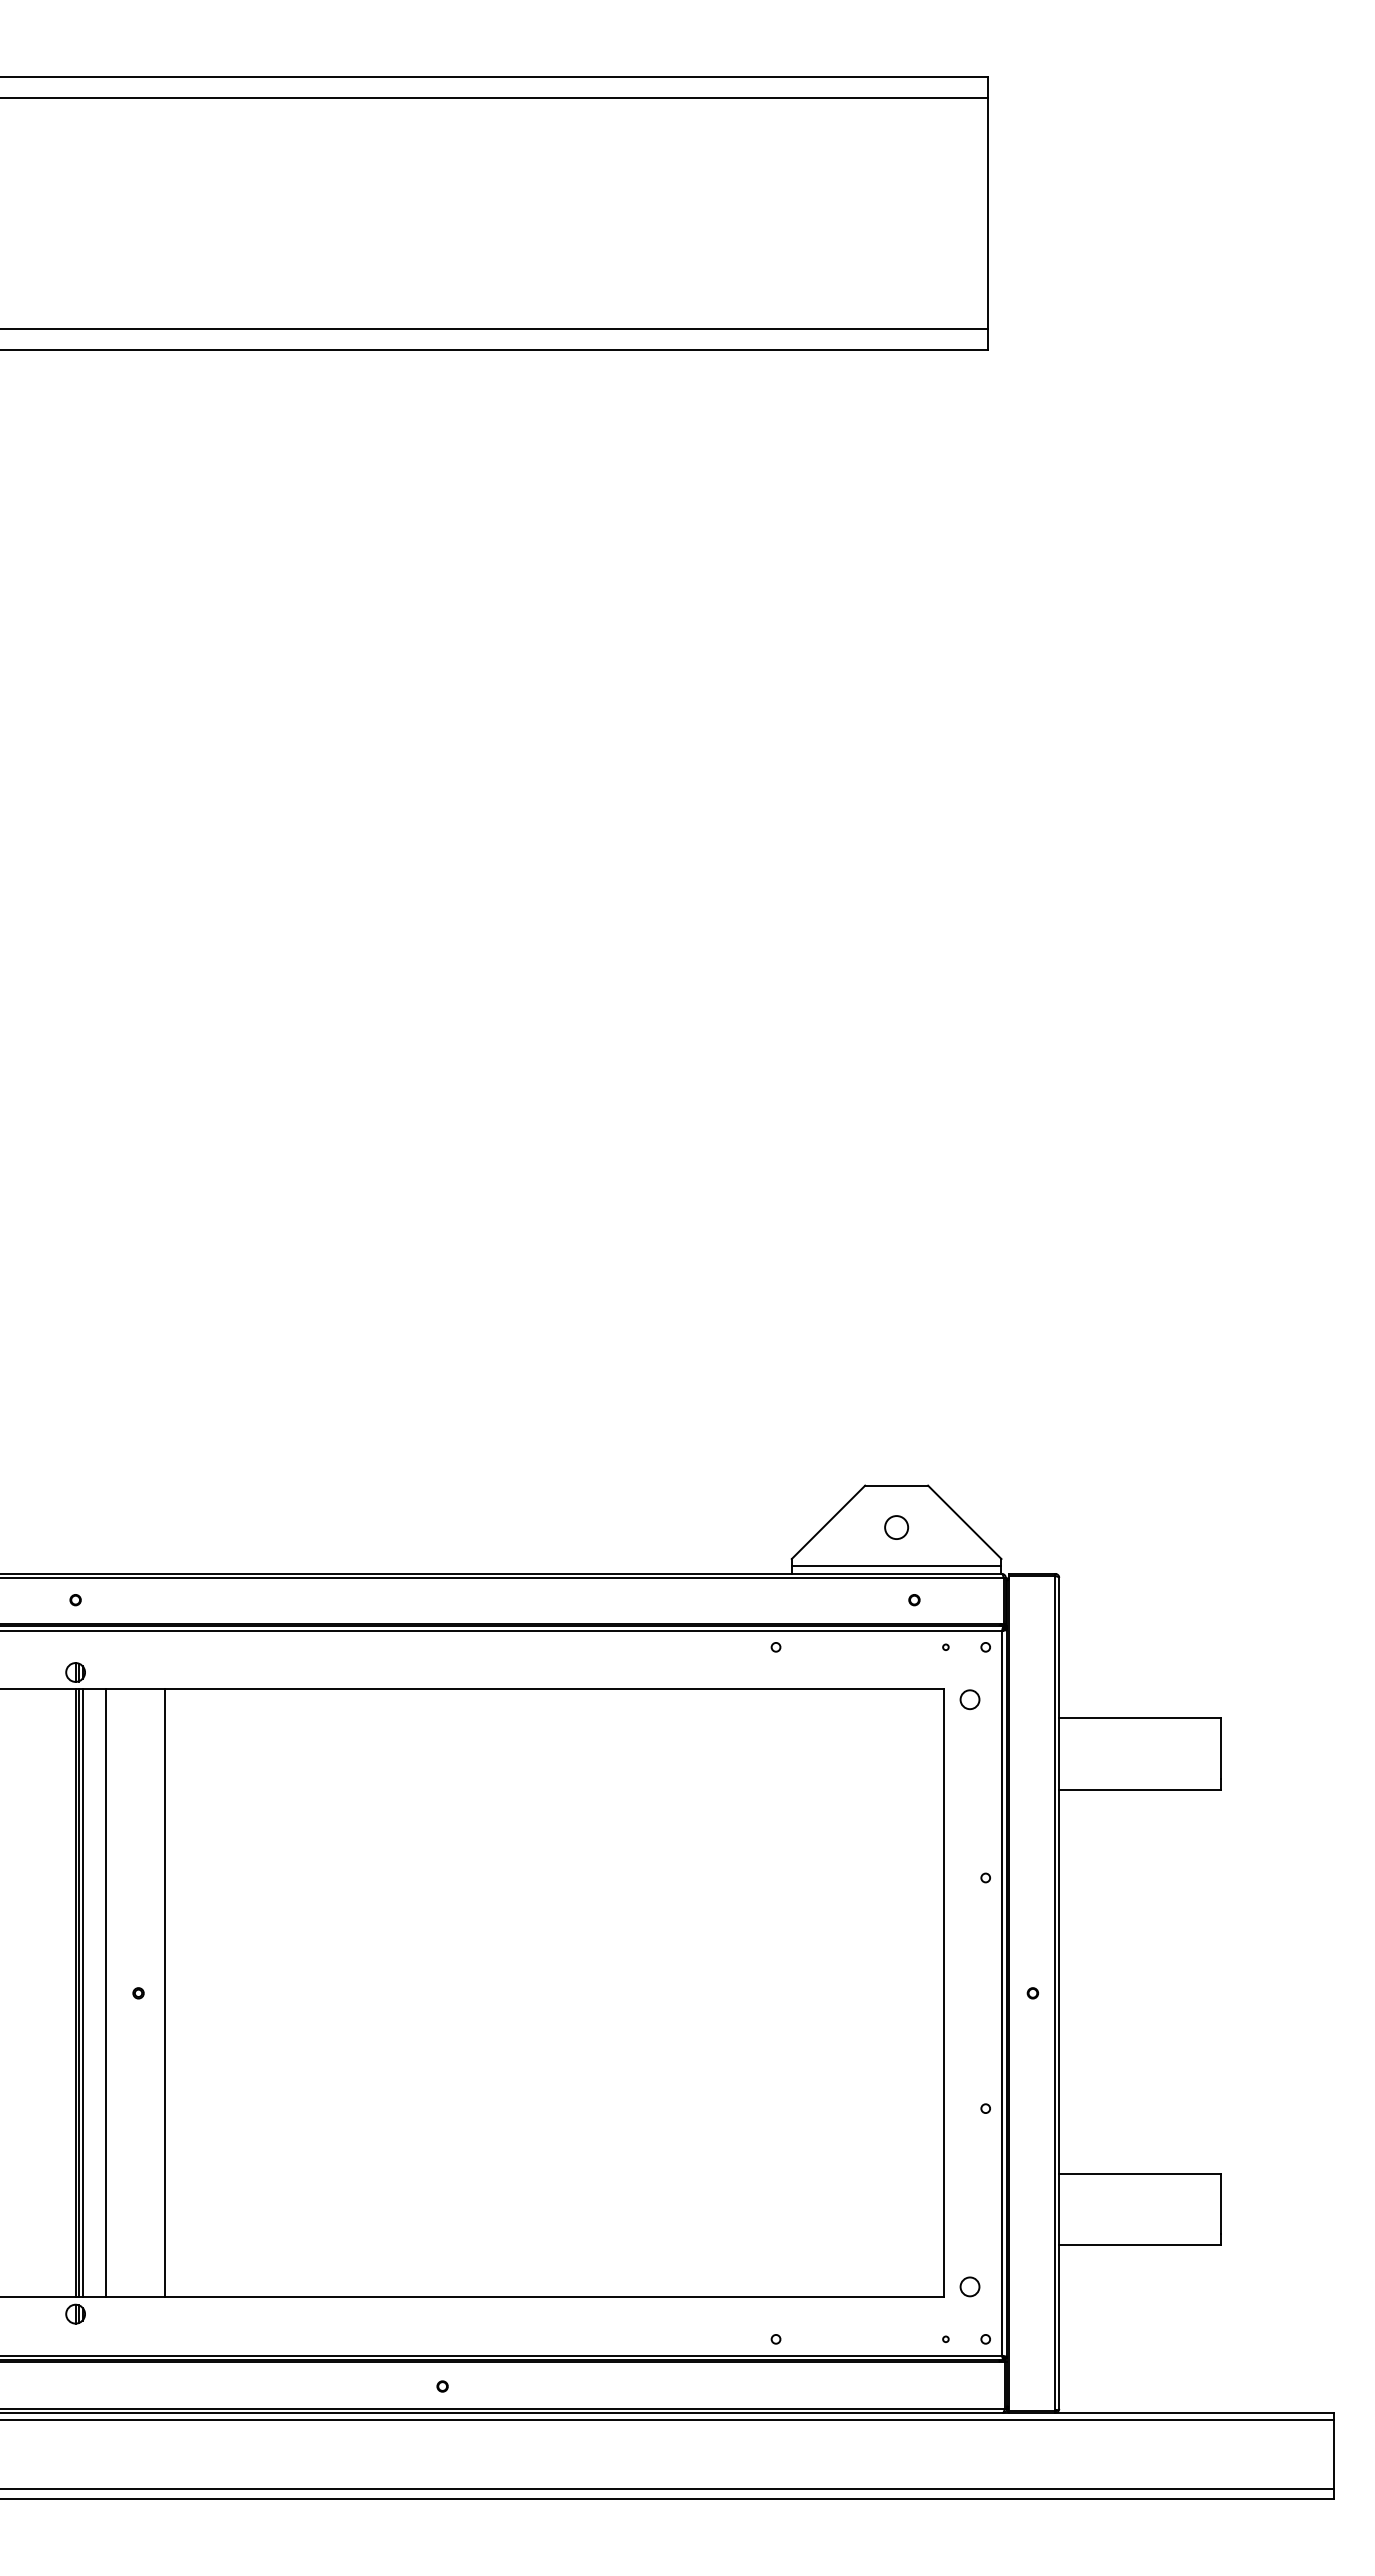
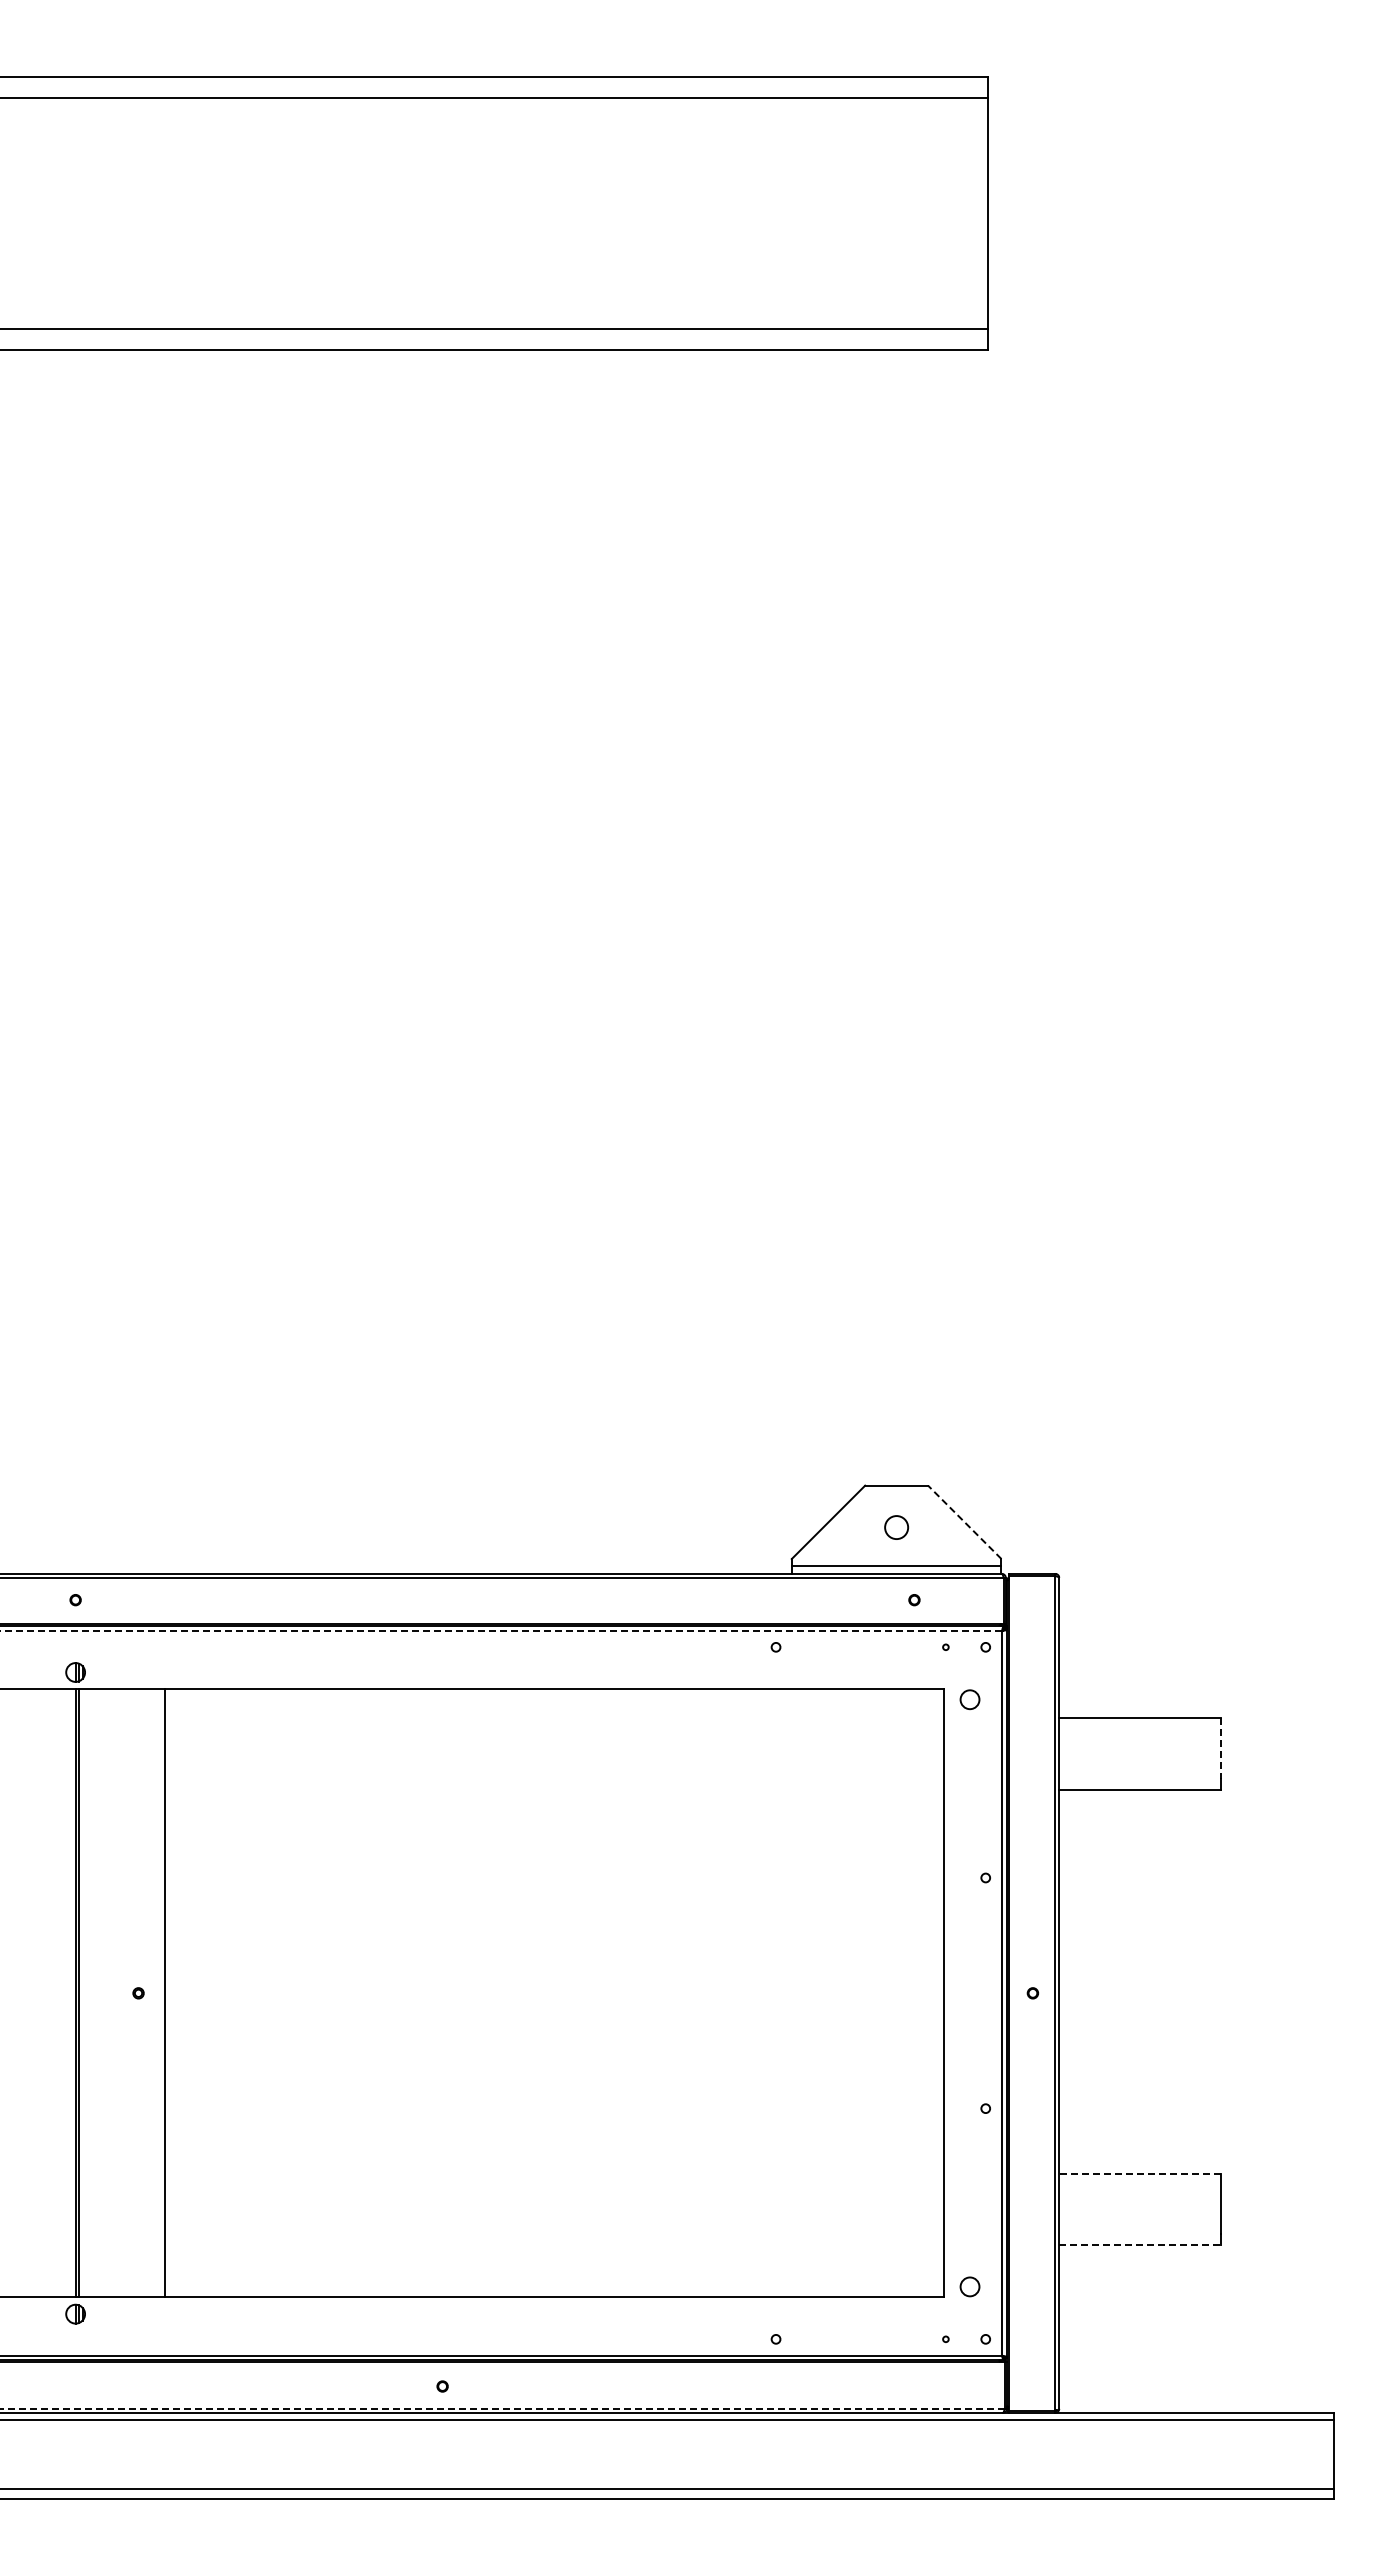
line: solid -> dashed (964, 1522)
line: solid -> dashed (501, 1631)
line: solid -> dashed (1220, 1749)
line: present -> none (82, 1993)
line: present -> none (106, 1993)
line: solid -> dashed (1139, 2173)
line: solid -> dashed (1139, 2244)
line: solid -> dashed (502, 2408)
